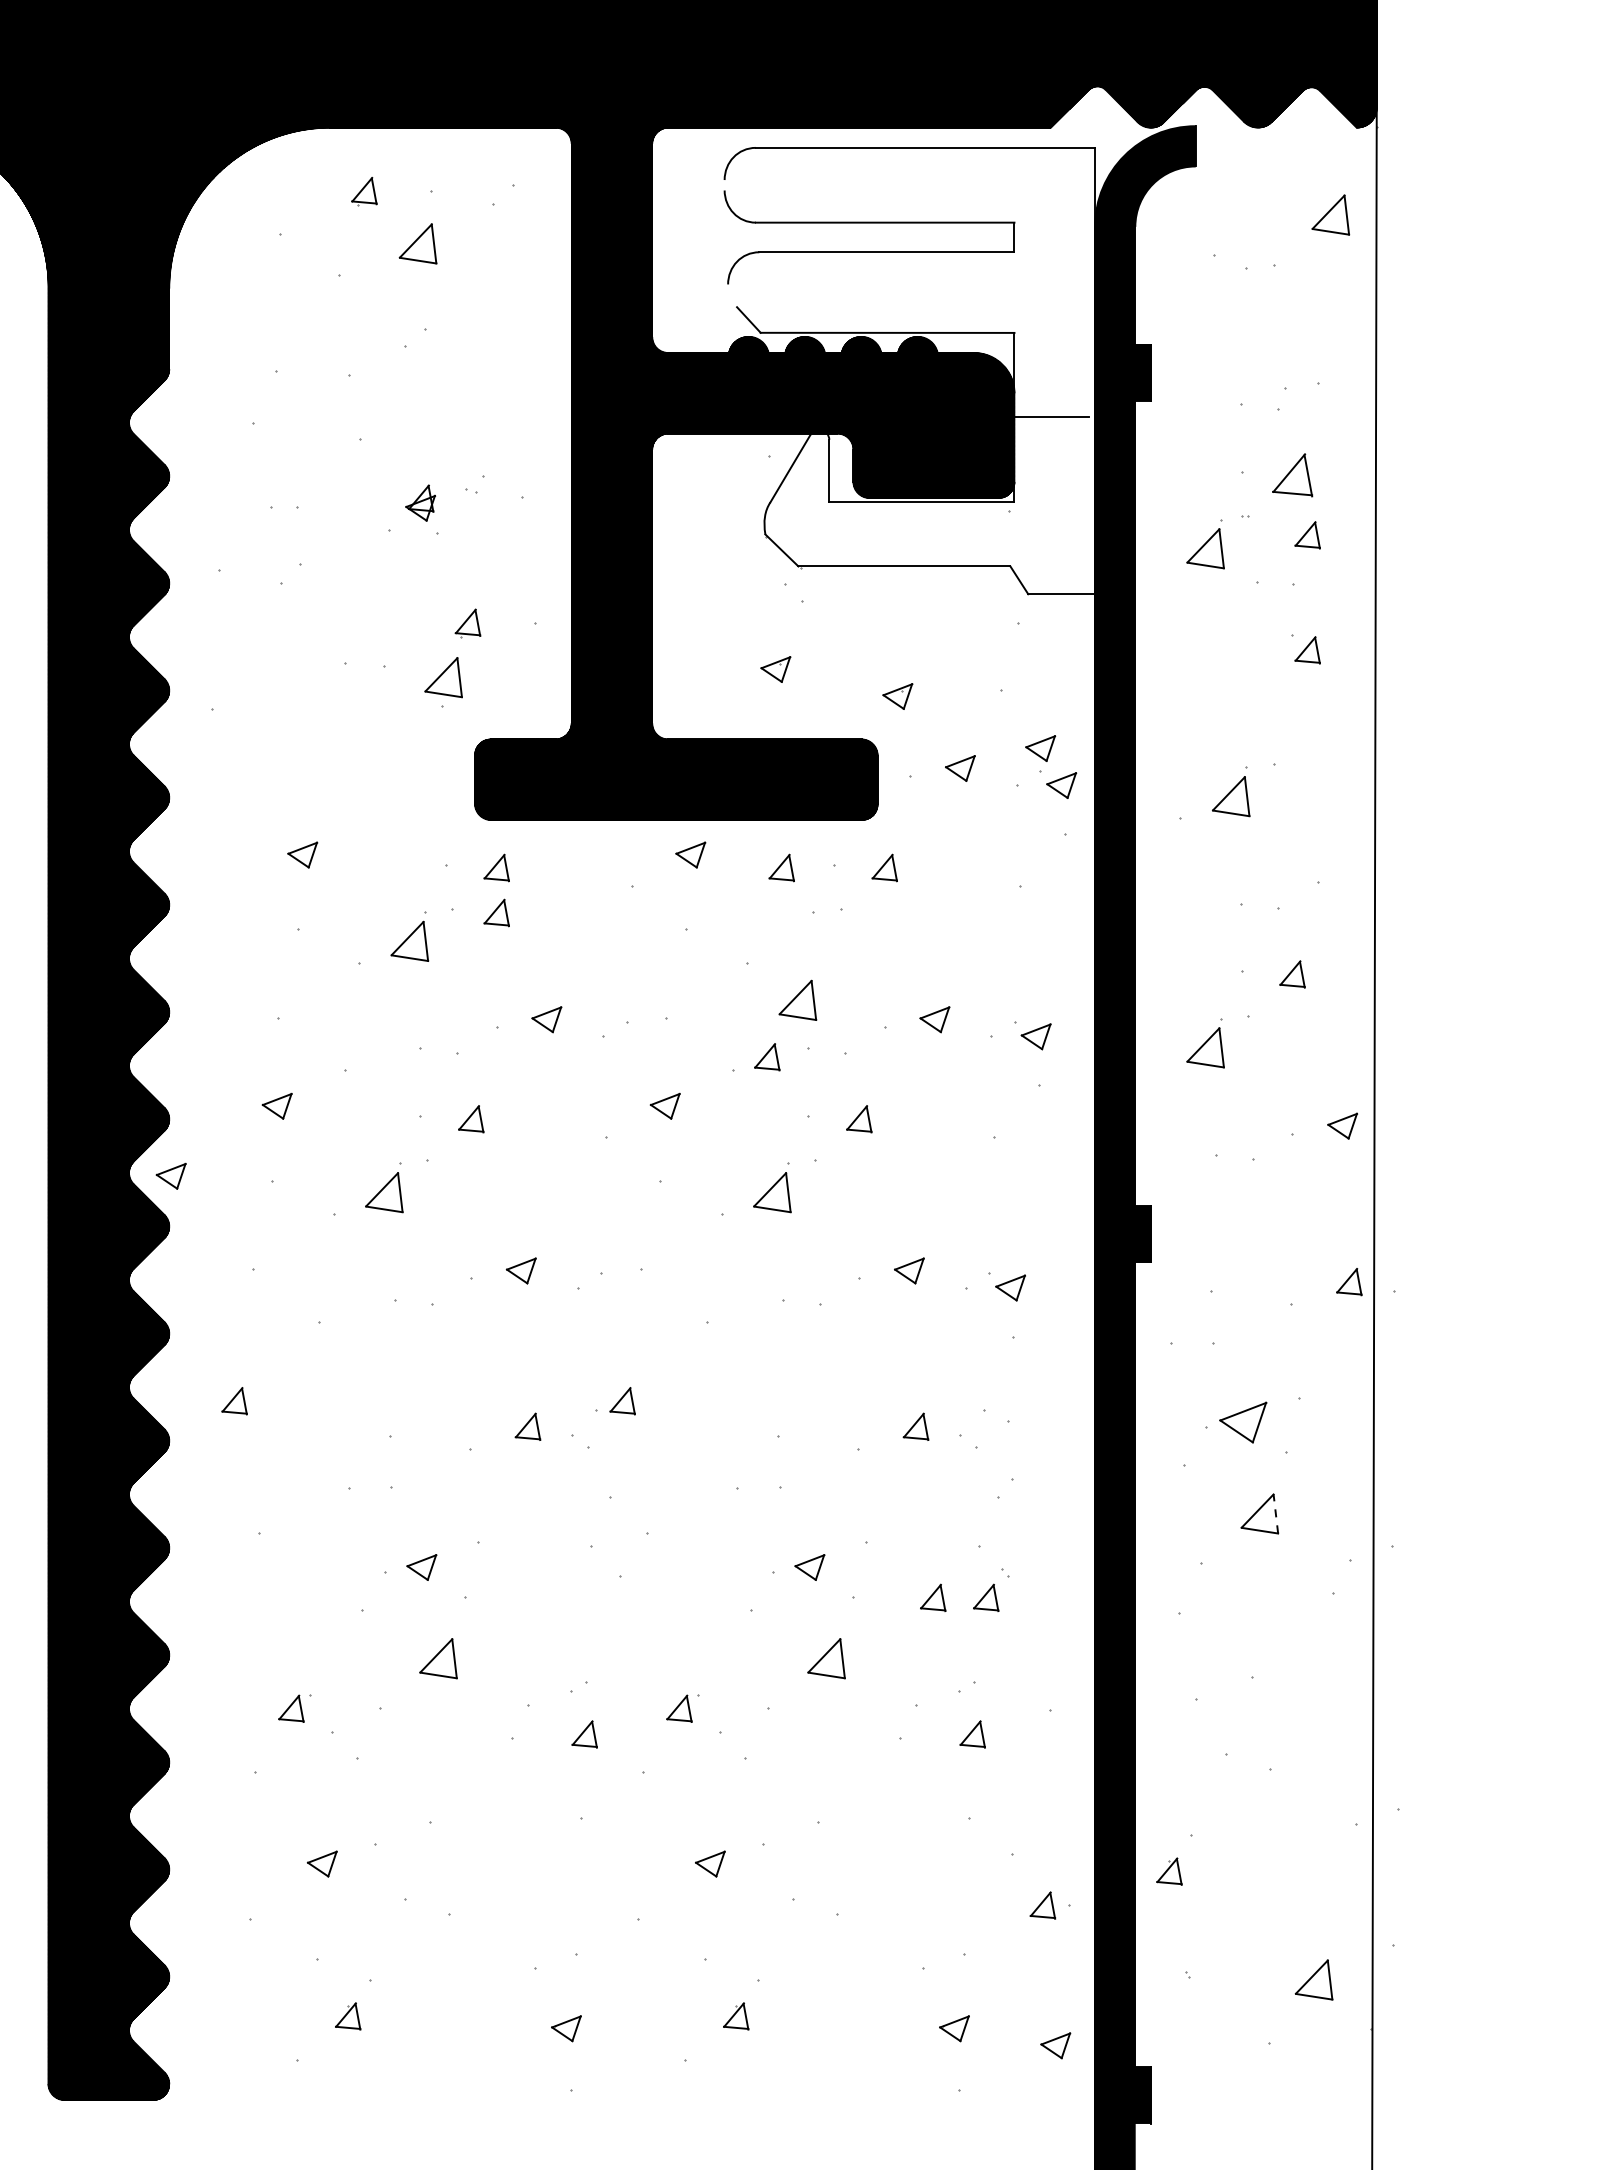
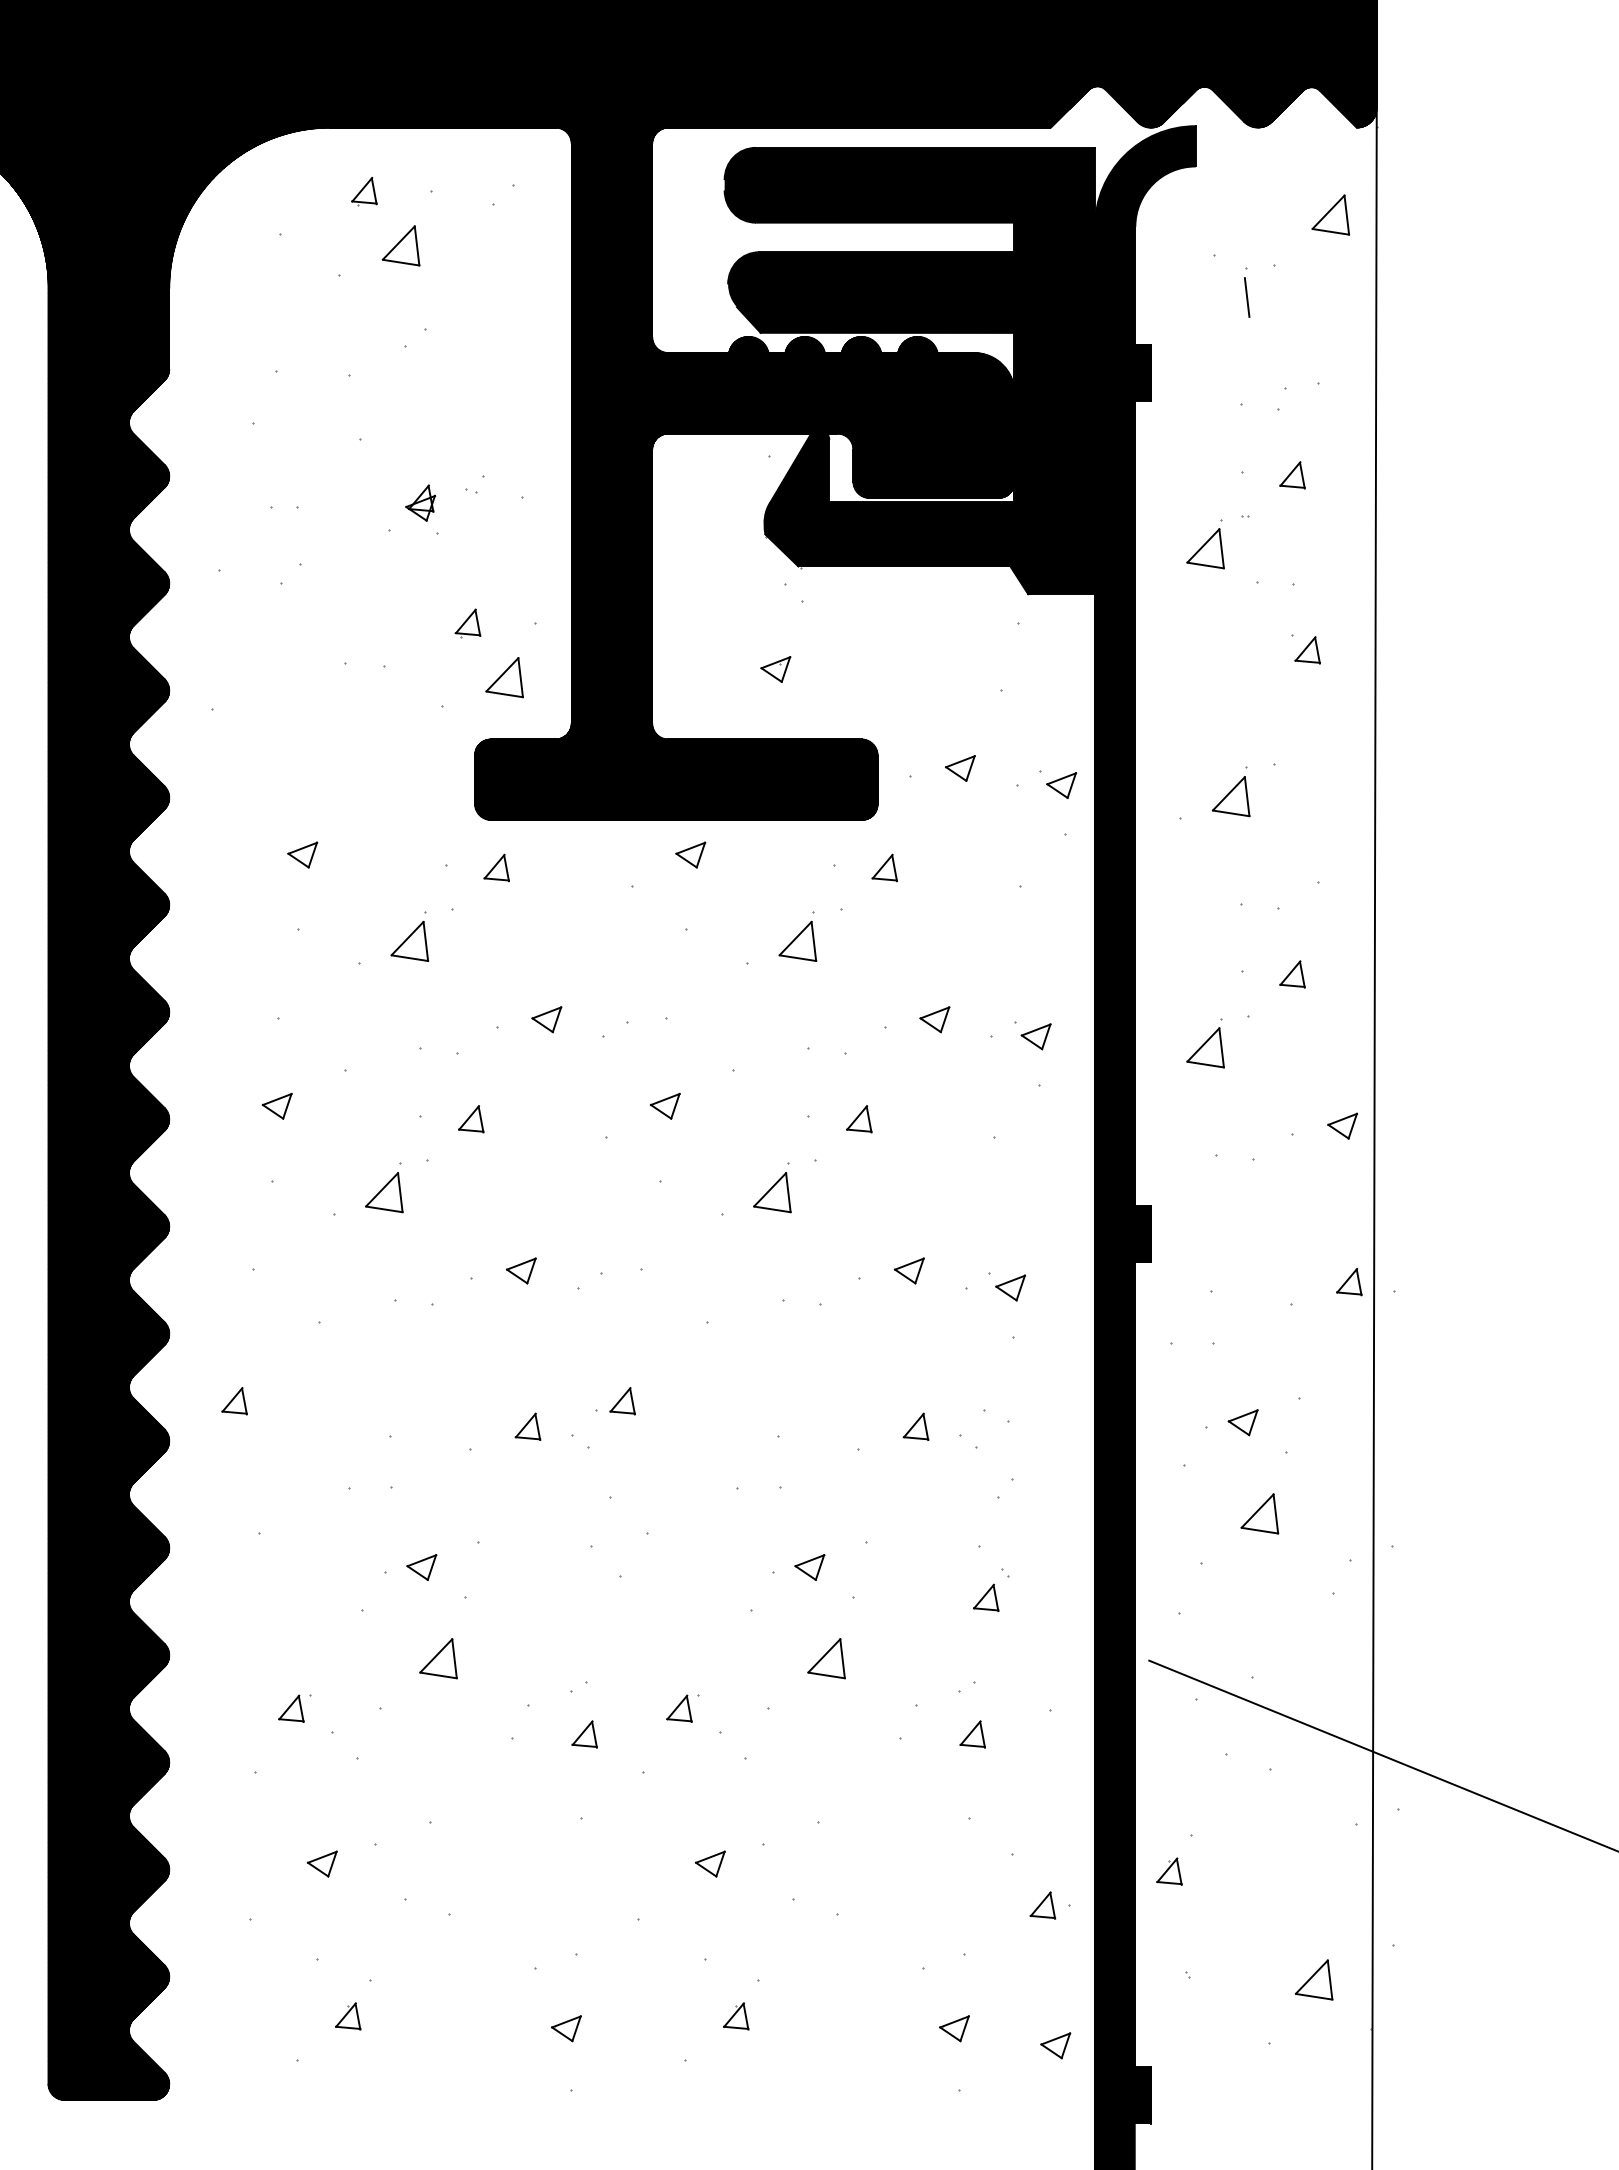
part position: (417, 243) -> (400, 245) (400, 245)
line: none -> present (1246, 297)
fill: none -> present (909, 370)
part size: 42x45 px -> 27x29 px (1292, 475)
part: present -> none (1307, 535)
part position: (443, 677) -> (504, 677) (504, 677)
part: present -> none (897, 696)
part: present -> none (1040, 748)
part: present -> none (781, 867)
part: present -> none (496, 912)
part position: (797, 999) -> (797, 940) (797, 940)
part: present -> none (767, 1057)
part: present -> none (170, 1175)
part size: 49x43 px -> 32x28 px (1242, 1422)
line: dashed -> solid (1275, 1513)
part: present -> none (933, 1597)
line: none -> present (1382, 1755)
